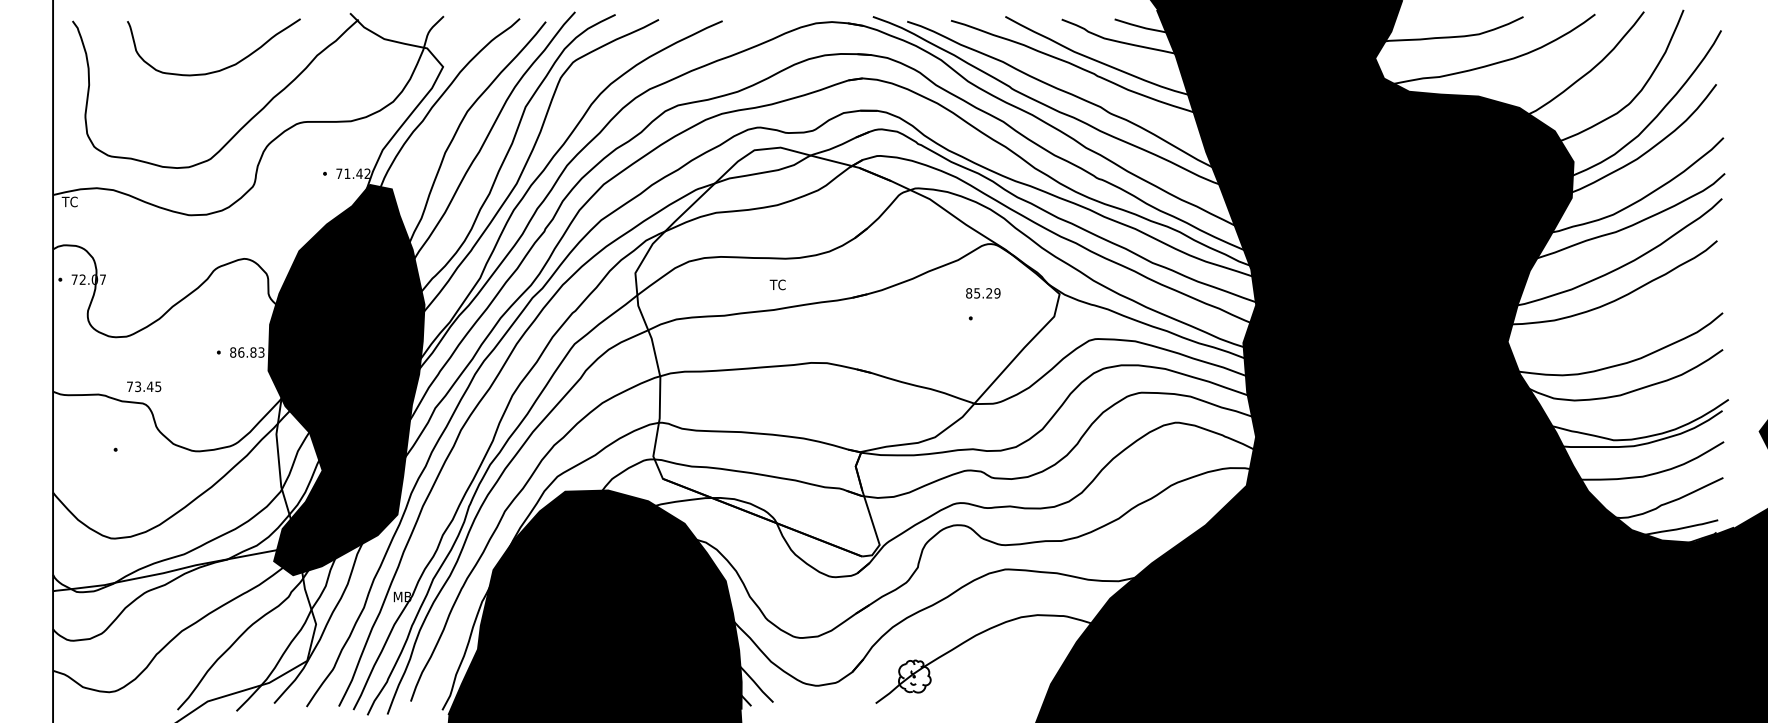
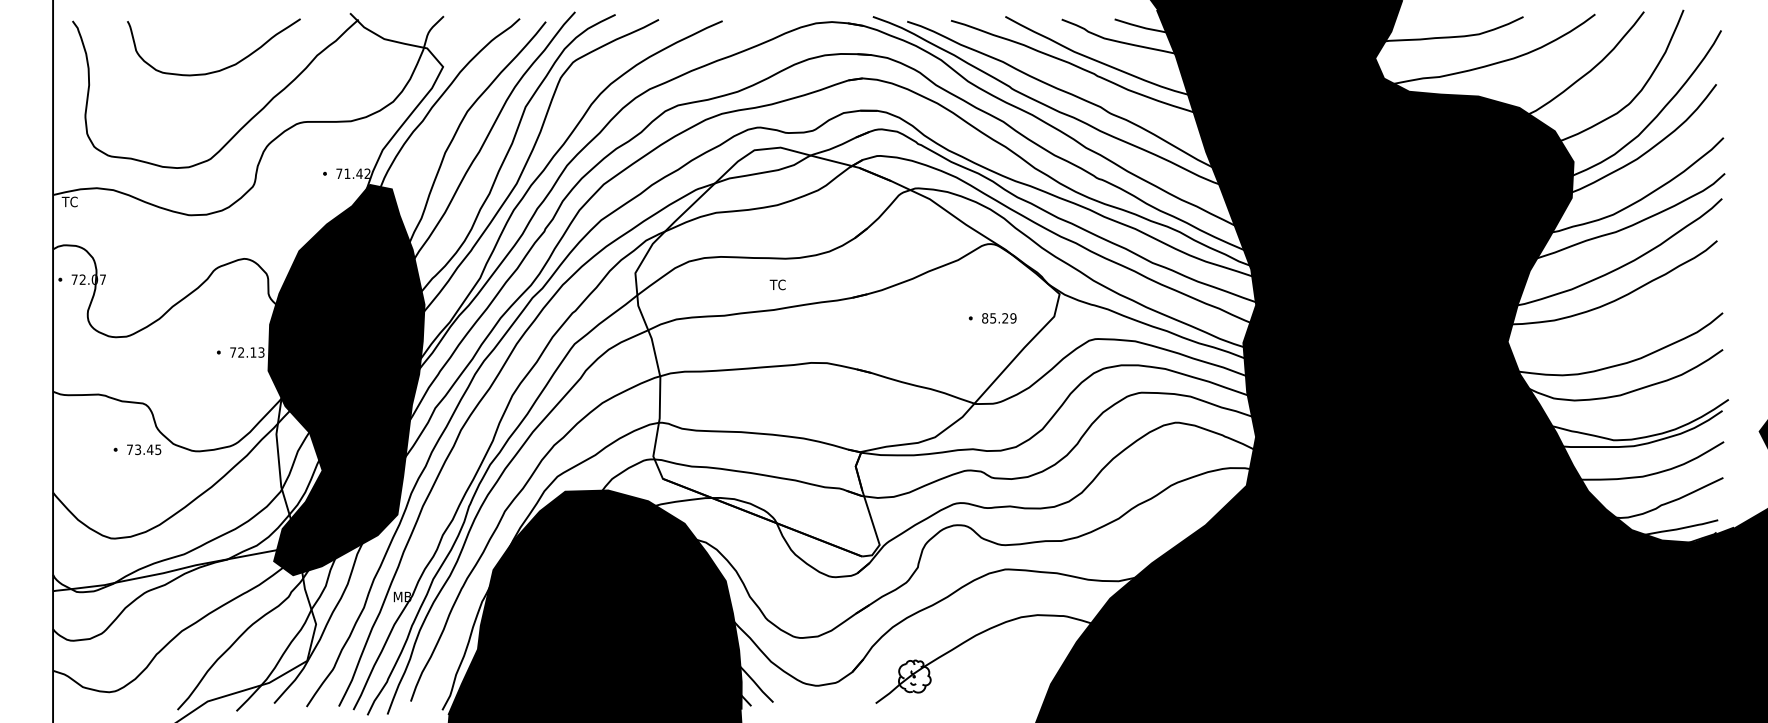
text position: (983, 293) -> (999, 318) (999, 318)
text: 86.83 -> 72.13 (243, 352)
text position: (144, 386) -> (144, 449) (144, 449)
